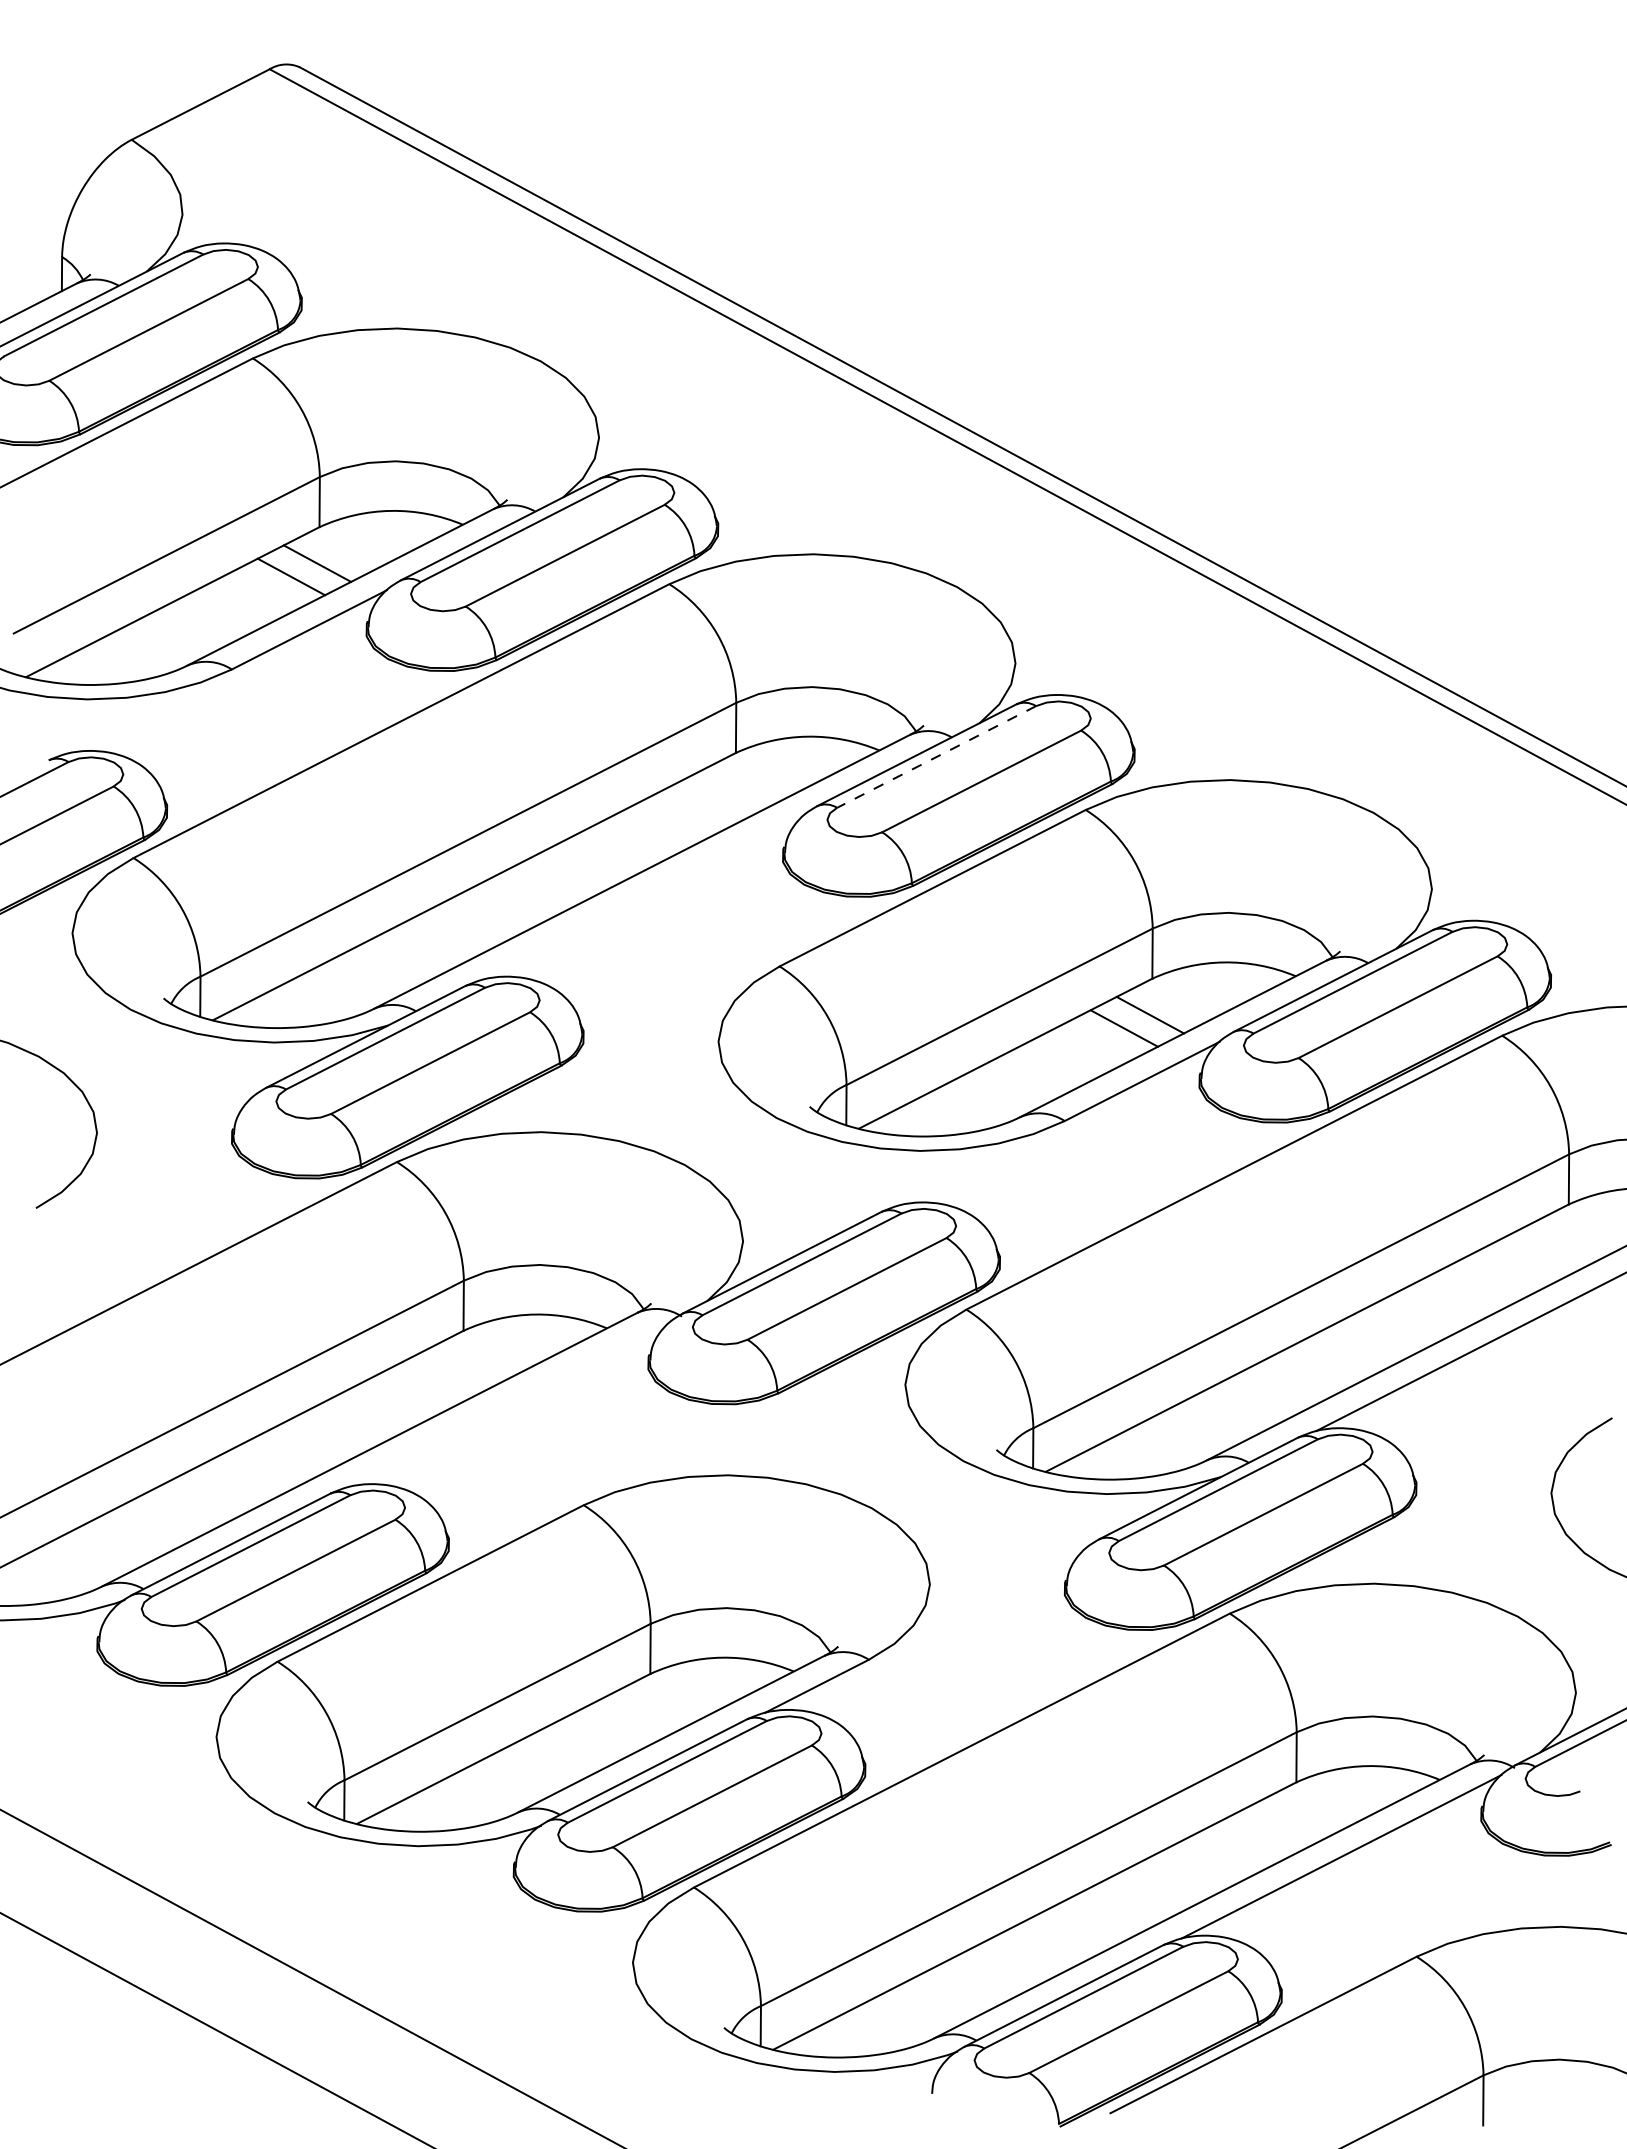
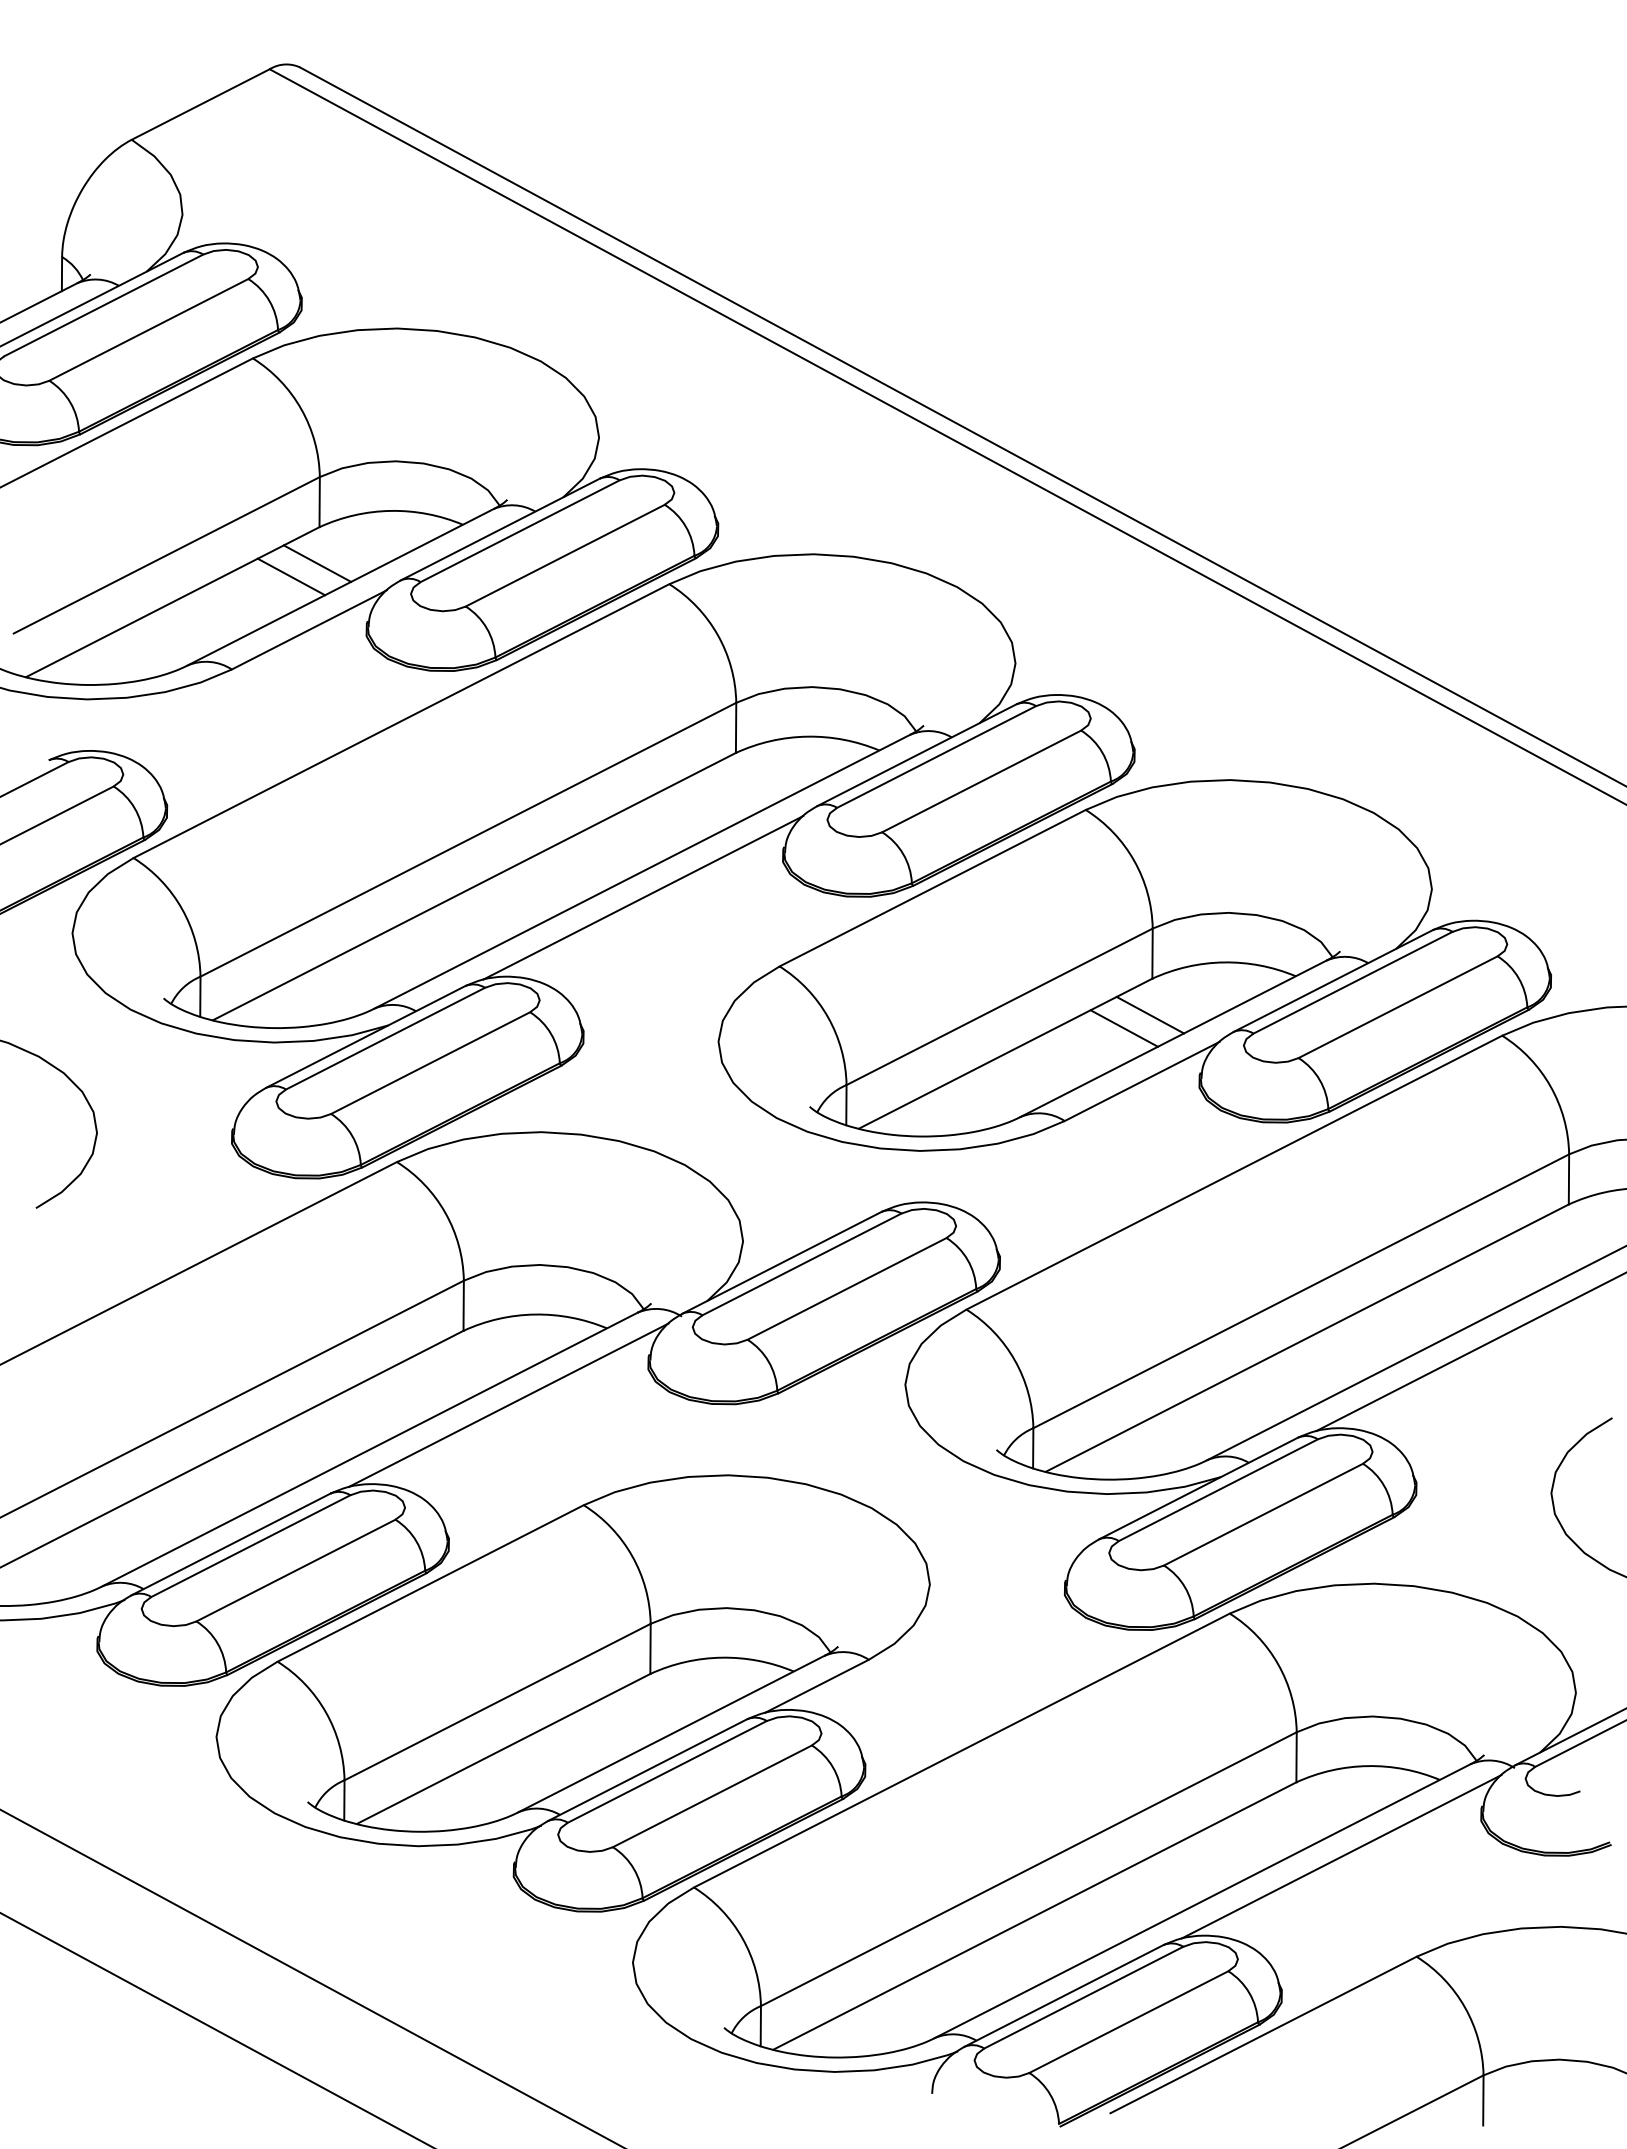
line: dashed -> solid (936, 757)
line: none -> present (643, 897)
line: none -> present (508, 1404)
